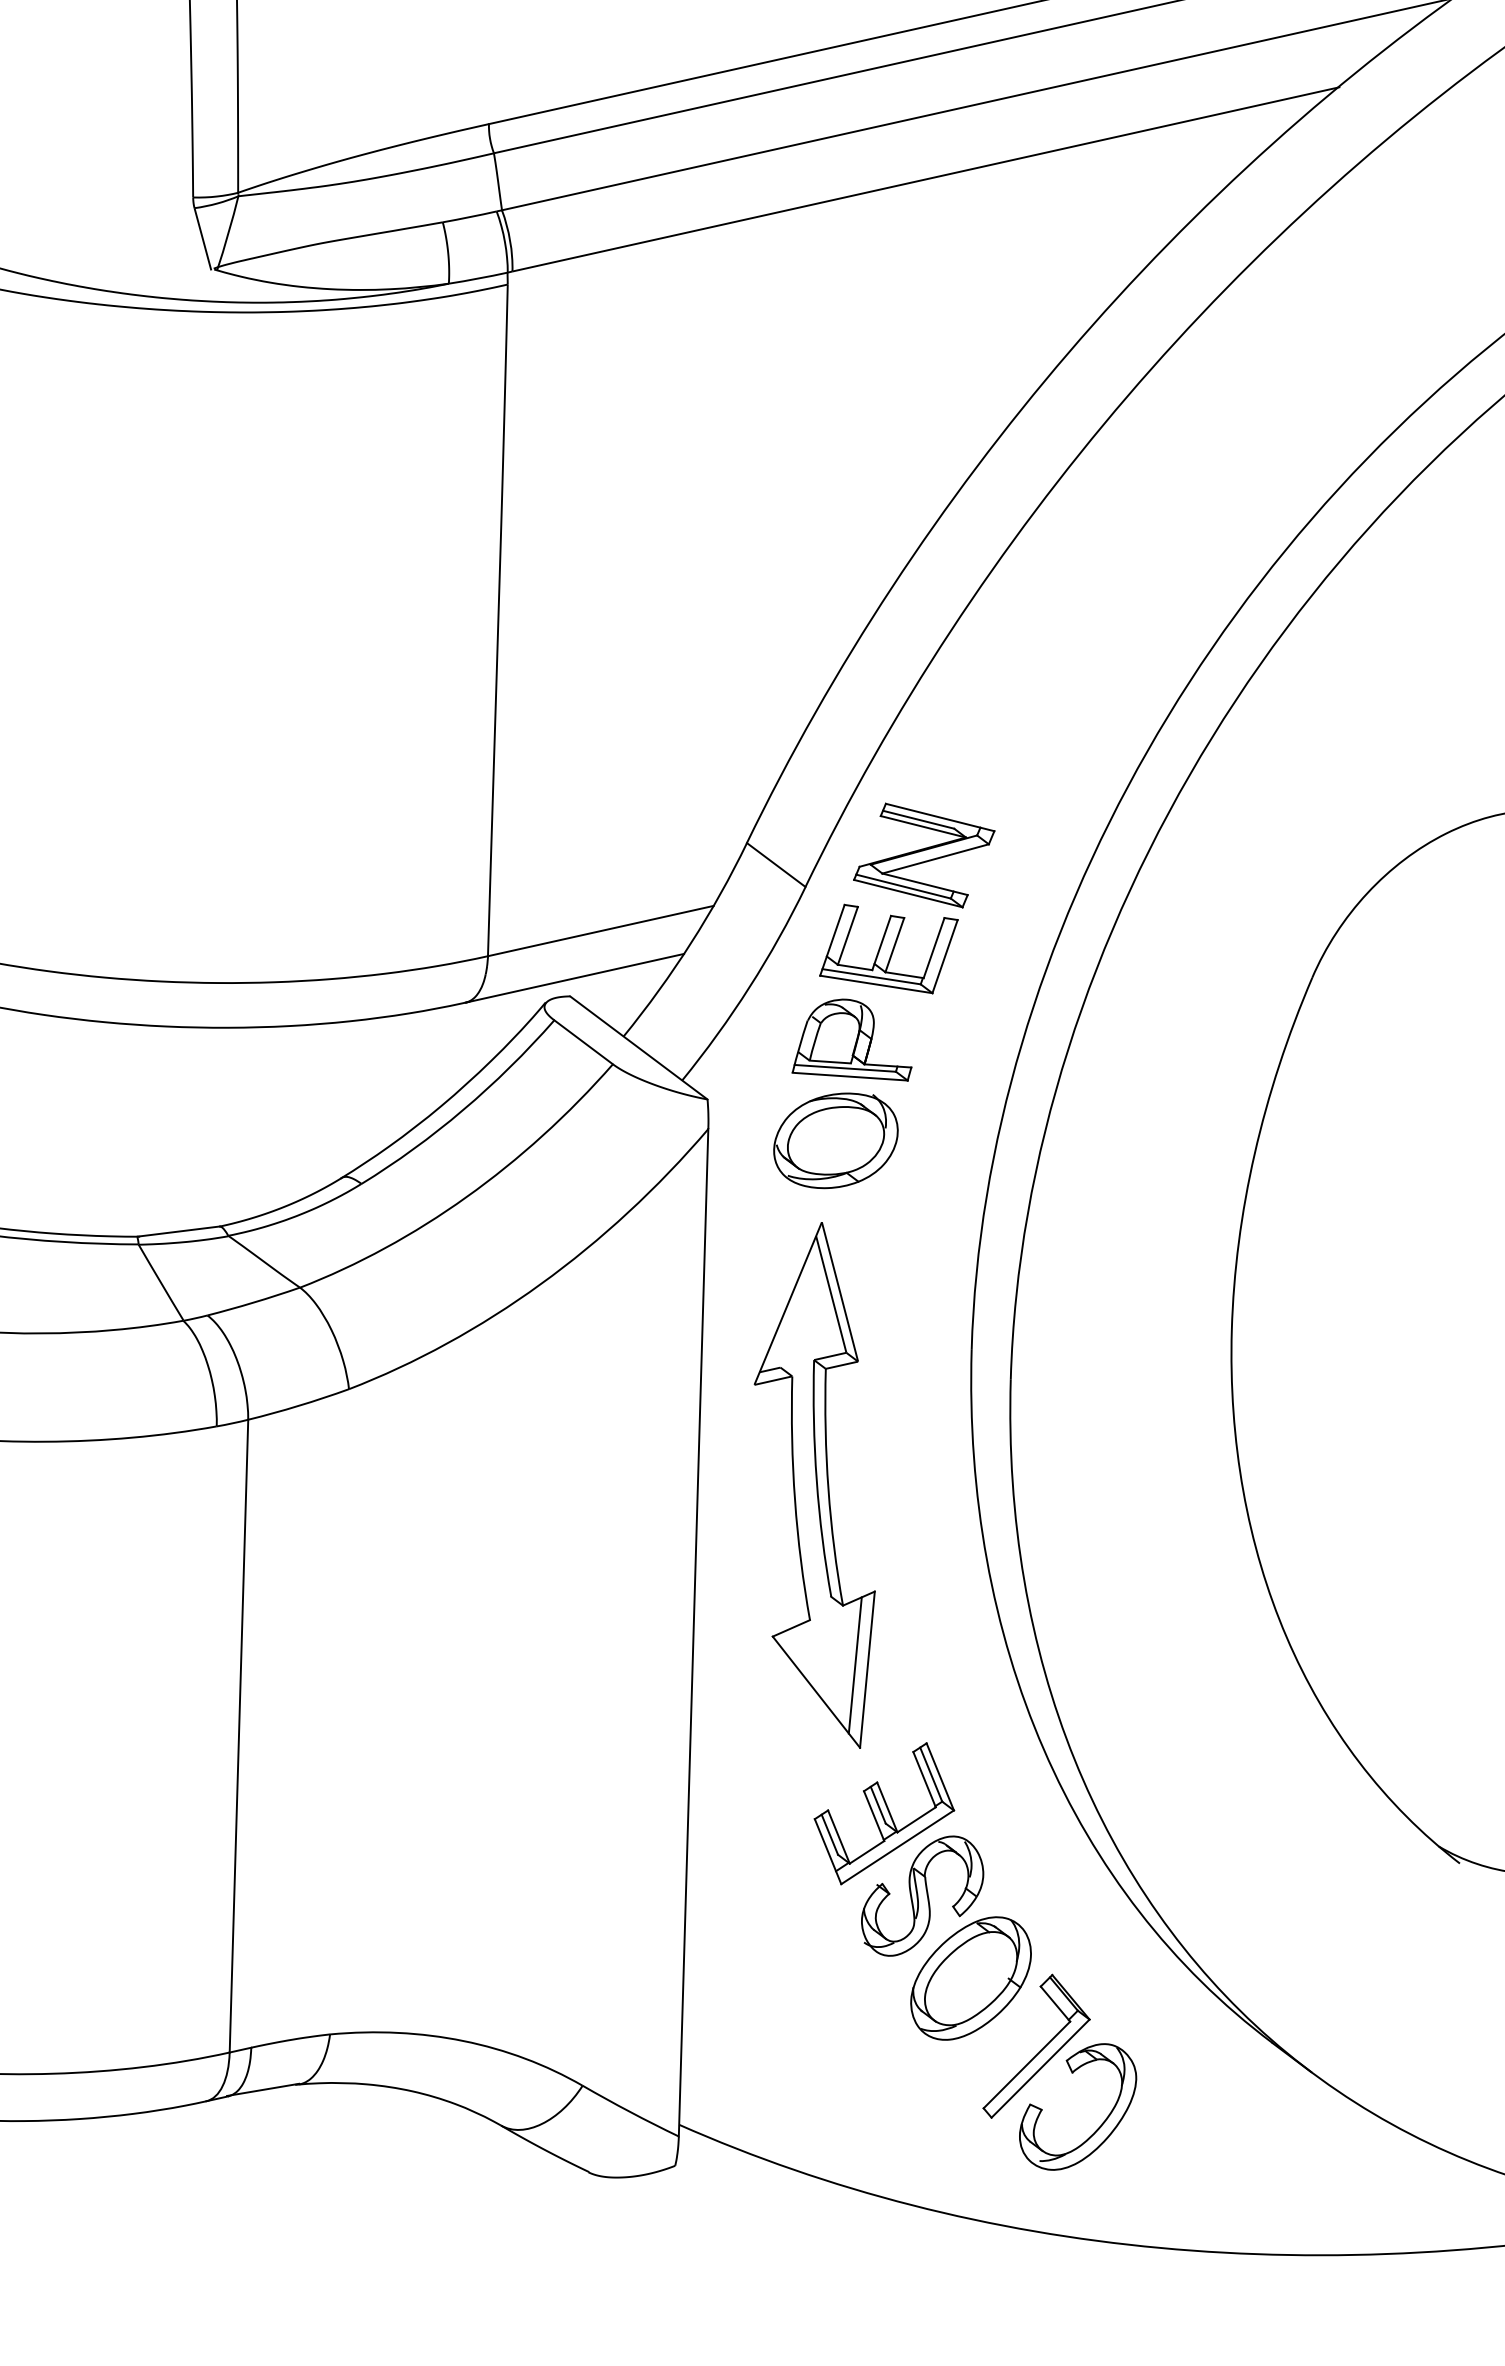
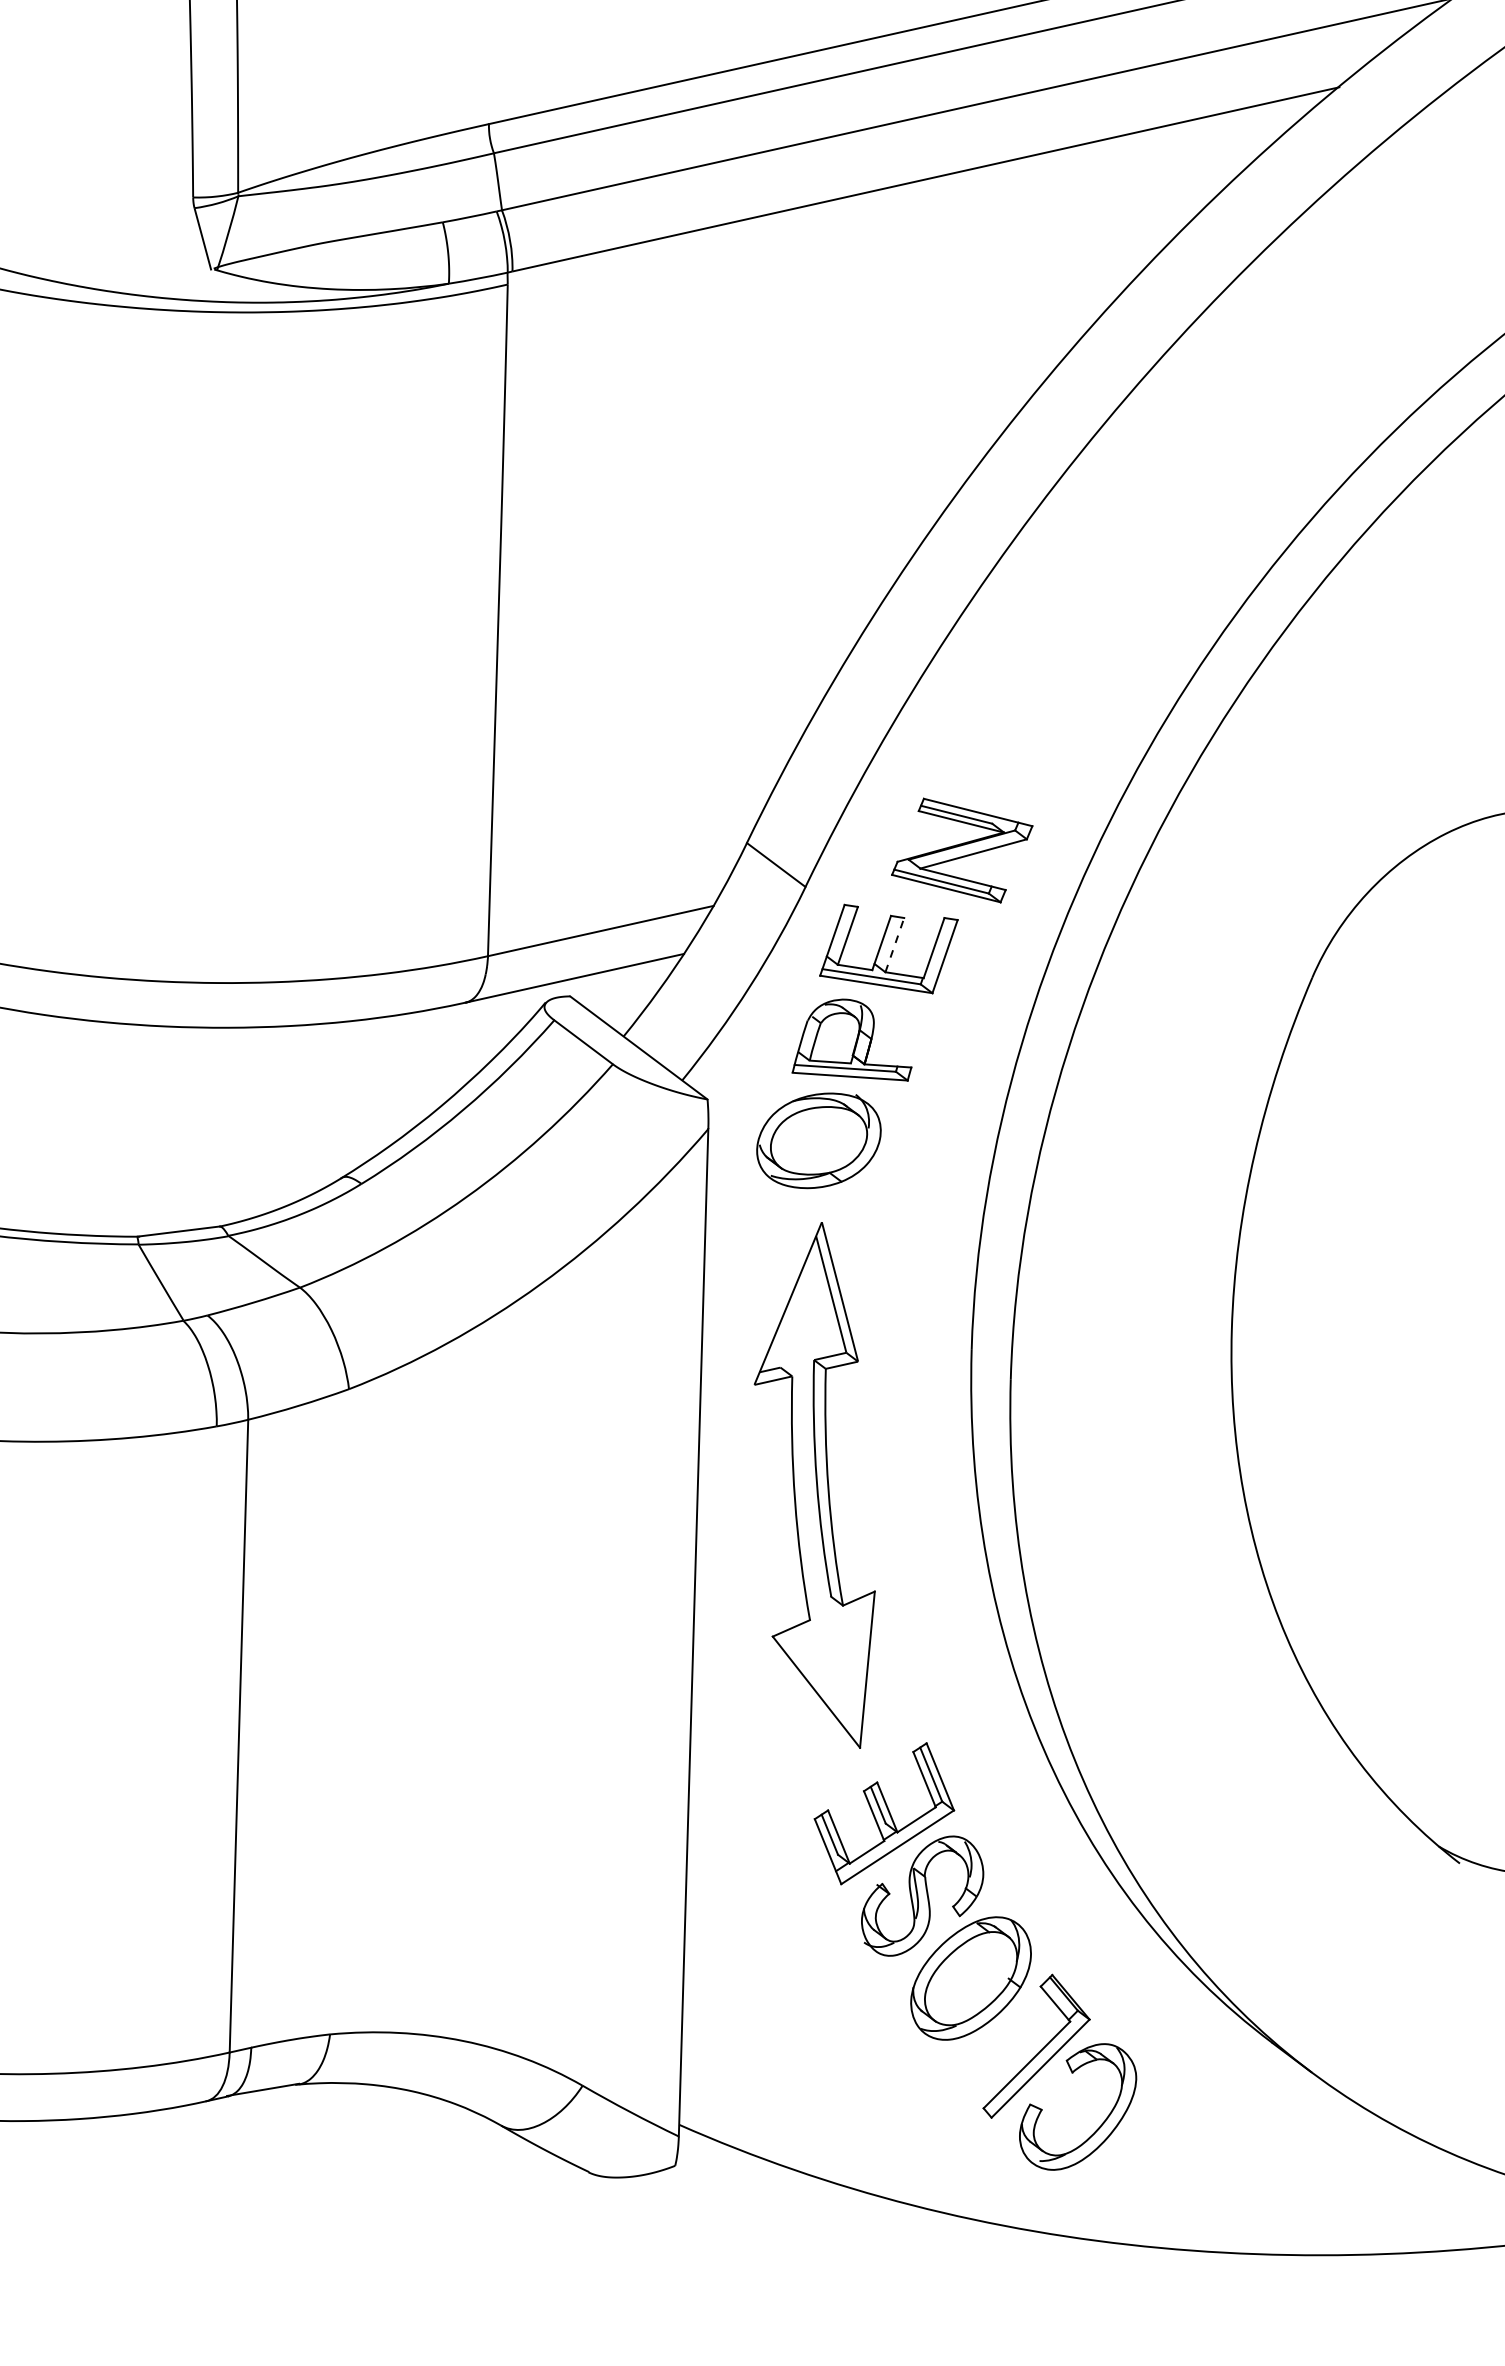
part position: (924, 855) -> (962, 850) (962, 850)
line: solid -> dashed (894, 945)
part position: (835, 1140) -> (818, 1140) (818, 1140)
line: present -> none (854, 1665)
